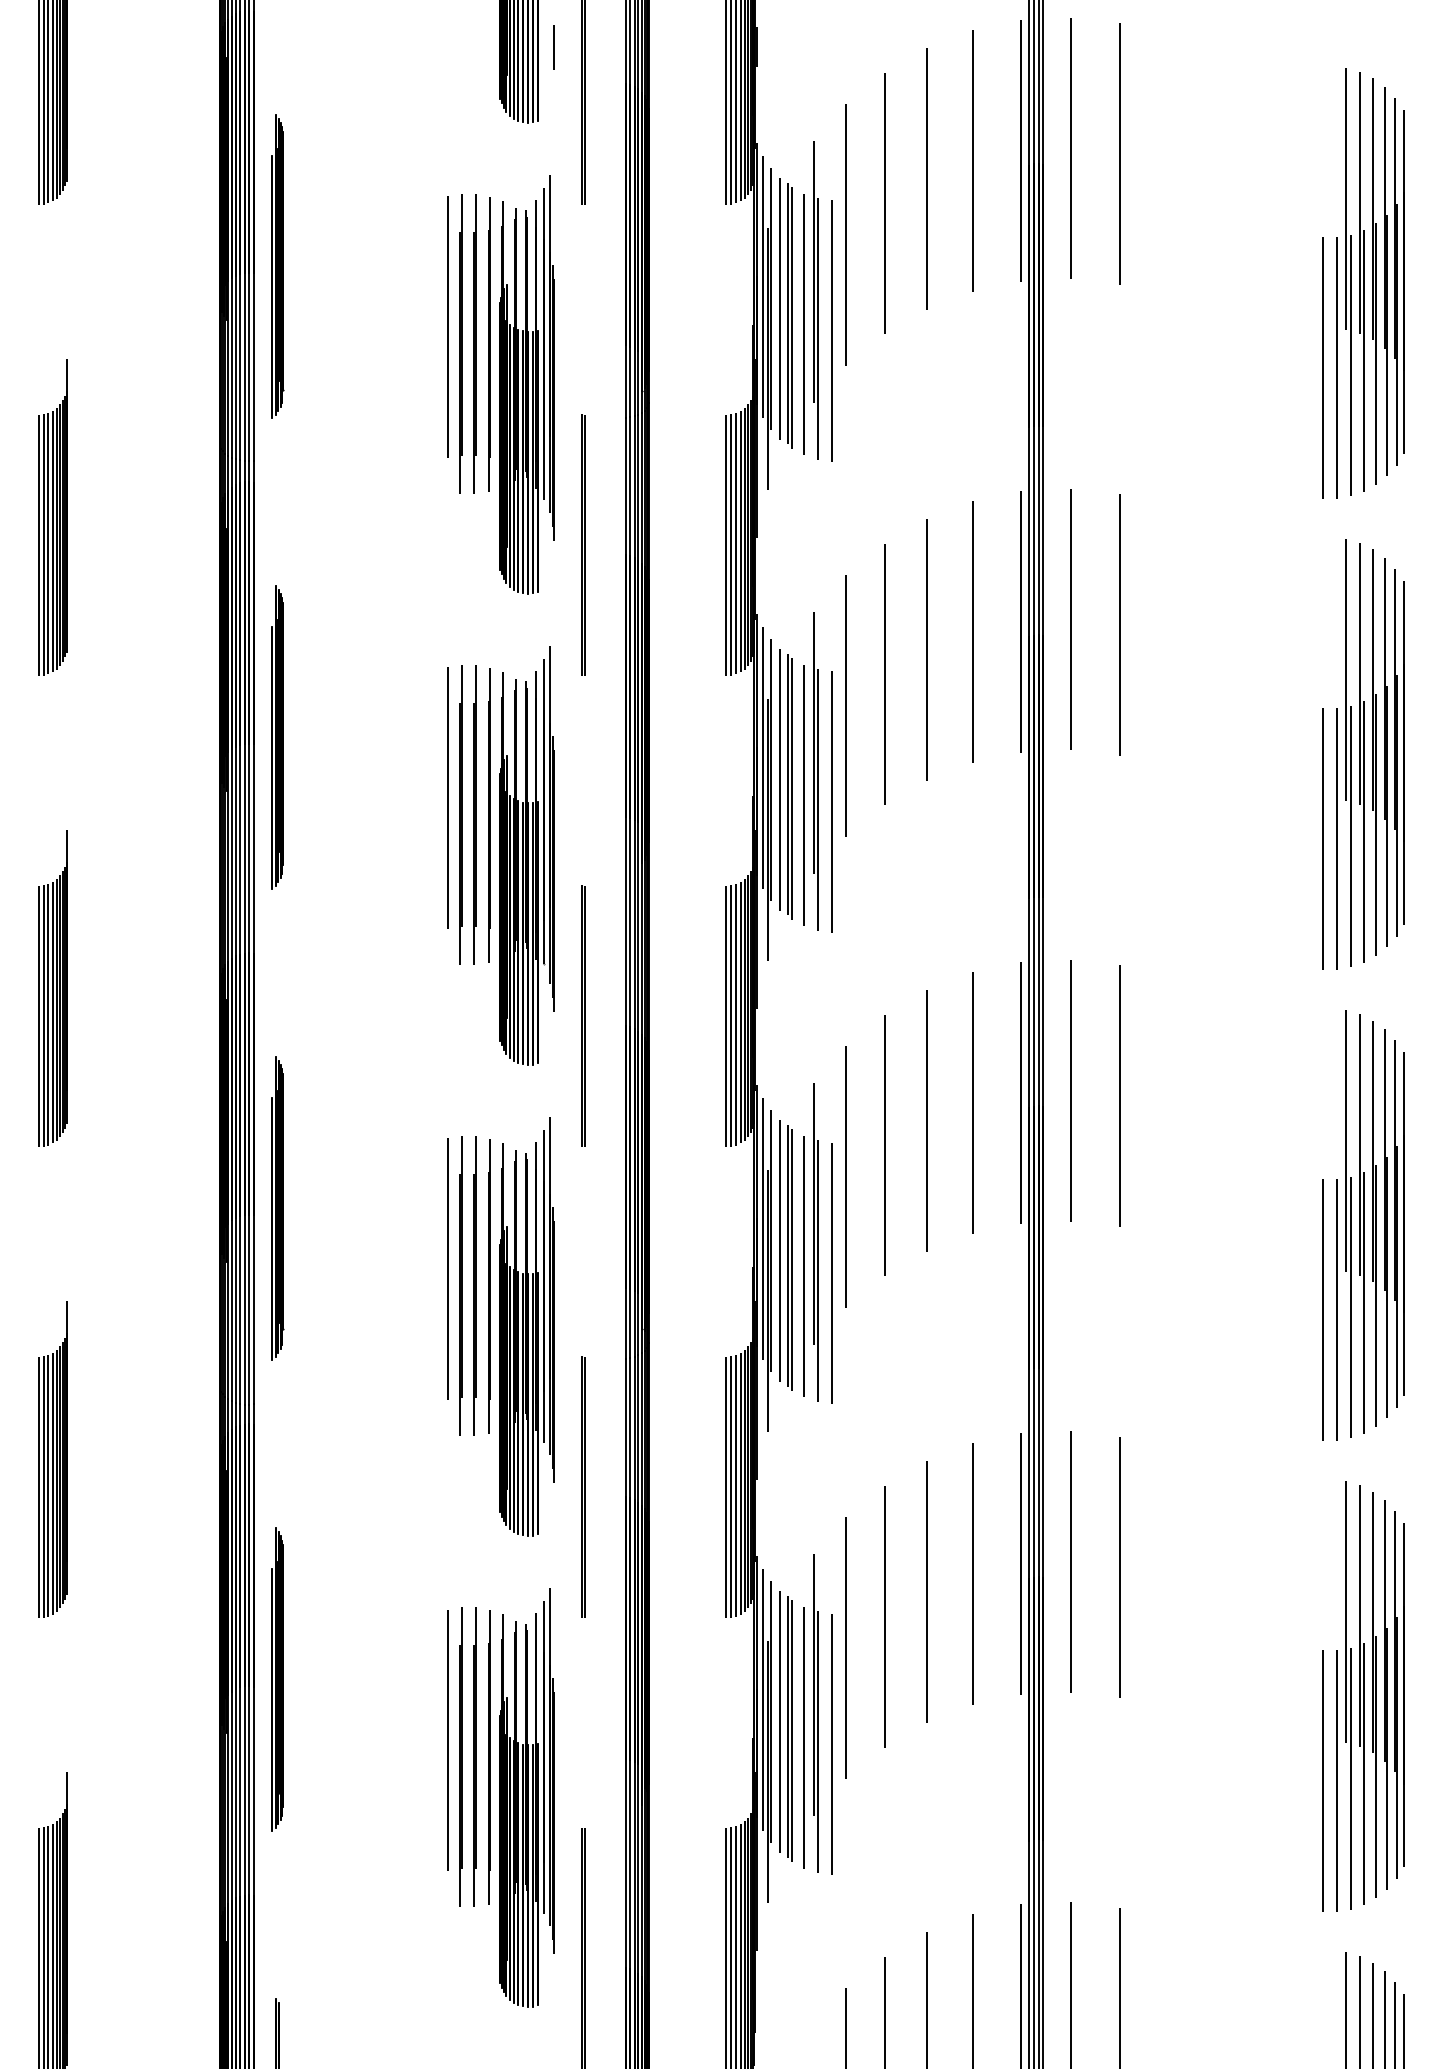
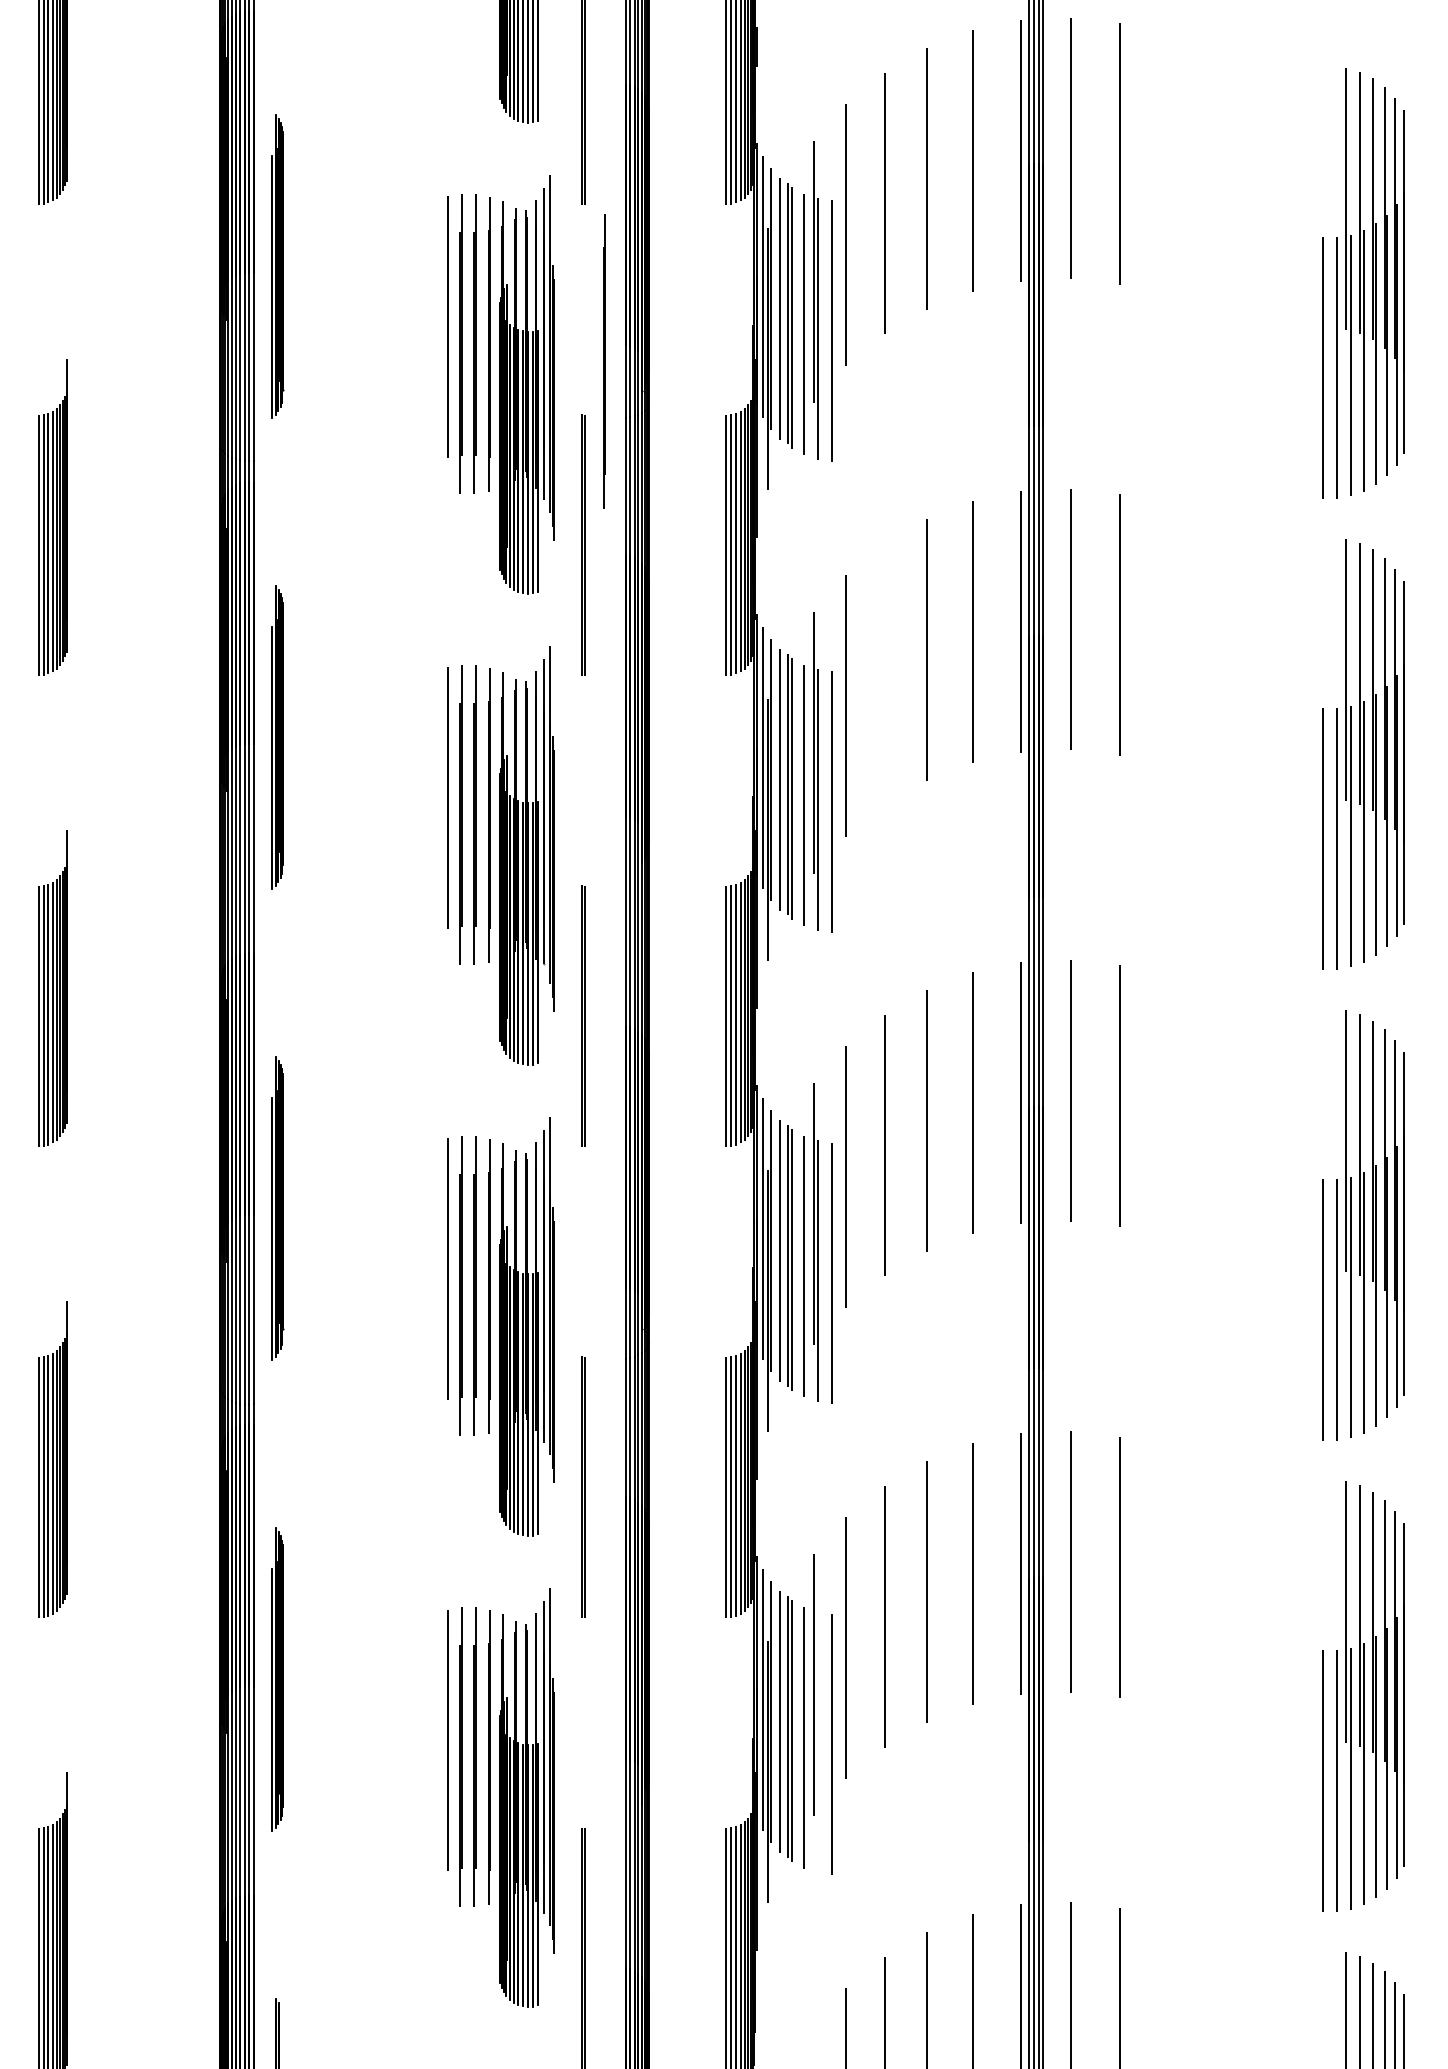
line: present -> none (554, 47)
line: none -> present (604, 361)
line: present -> none (884, 674)
line: present -> none (817, 1742)
